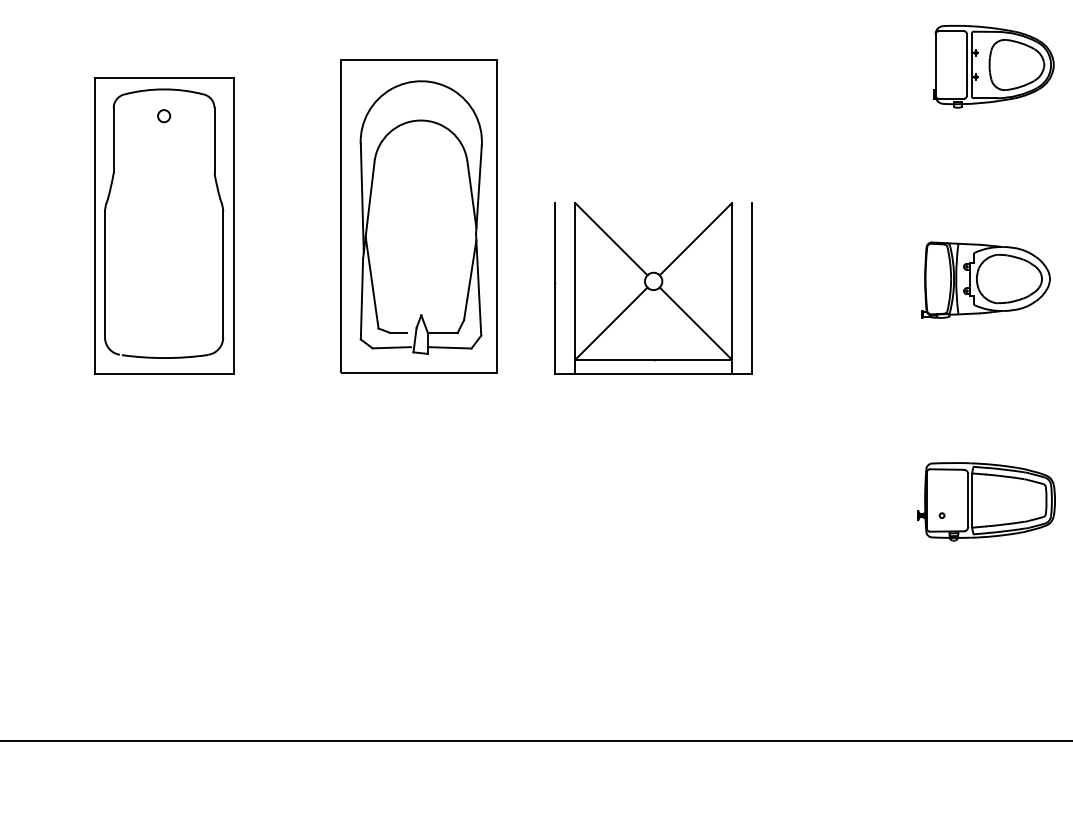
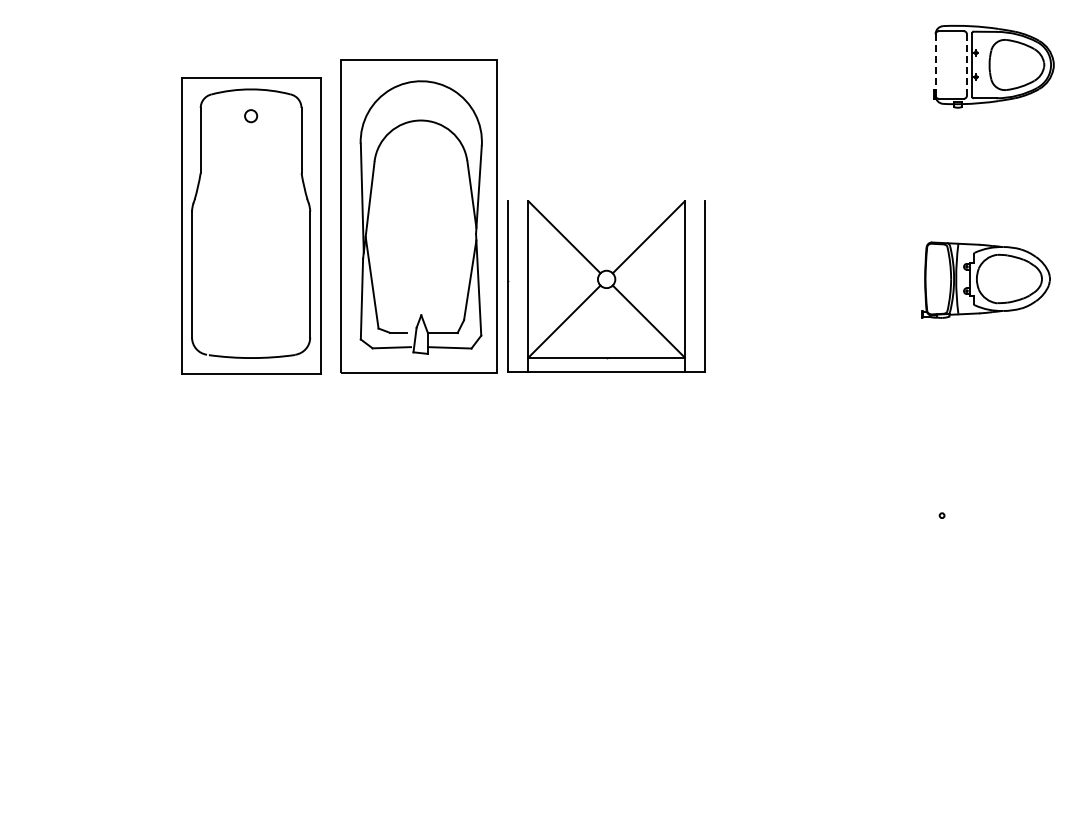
line: solid -> dashed (935, 65)
line: solid -> dashed (966, 65)
part position: (164, 225) -> (251, 225) (251, 225)
part position: (653, 288) -> (606, 286) (606, 286)
part: present -> none (986, 501)
line: present -> none (535, 741)
